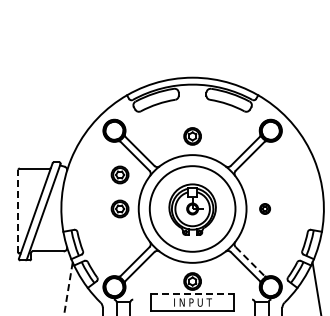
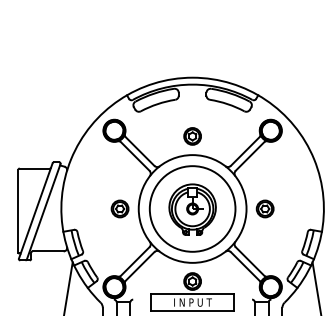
part: present -> none (119, 174)
part size: 12x12 px -> 20x20 px (264, 208)
line: dashed -> solid (18, 210)
line: dashed -> solid (250, 261)
line: dashed -> solid (68, 289)
line: dashed -> solid (193, 294)
